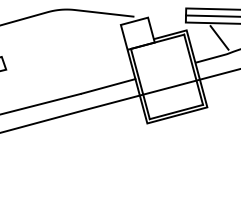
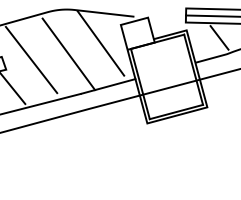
line: none -> present (100, 43)
line: none -> present (68, 54)
line: none -> present (31, 59)
line: none -> present (13, 89)
